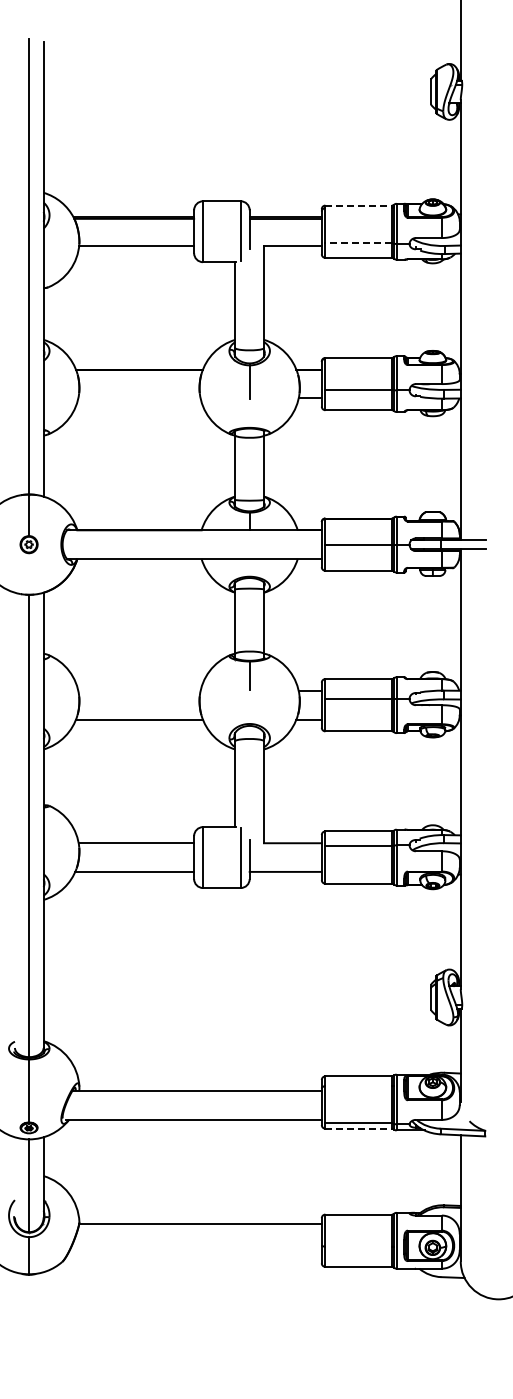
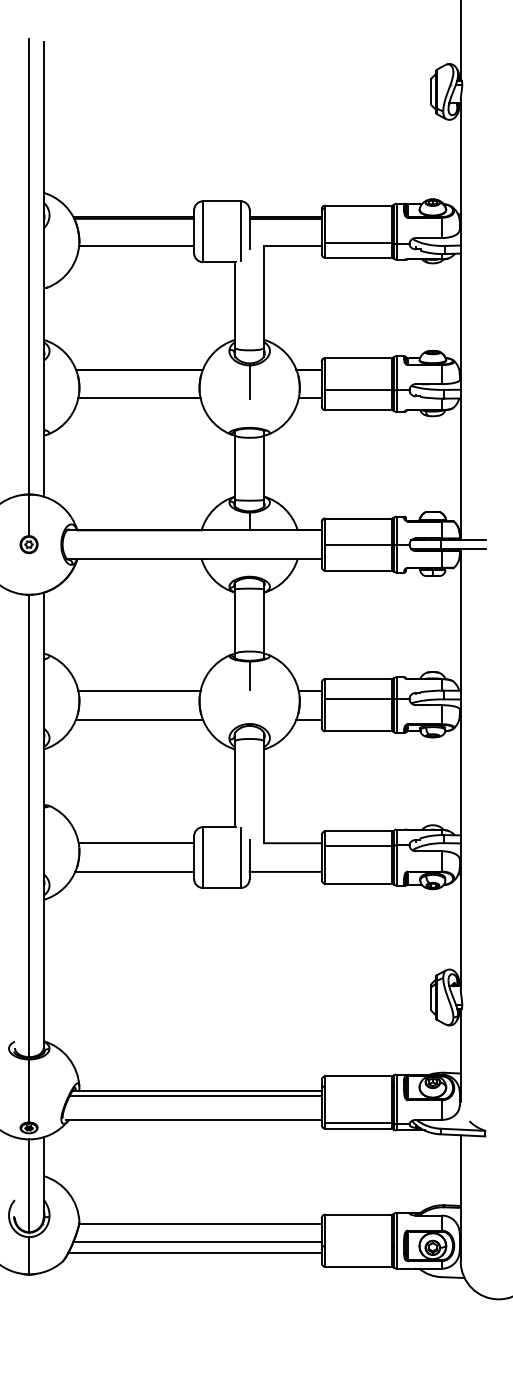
line: dashed -> solid (359, 205)
line: dashed -> solid (358, 243)
line: none -> present (139, 398)
line: none -> present (139, 690)
line: none -> present (195, 1096)
line: dashed -> solid (359, 1128)
line: none -> present (197, 1242)
line: none -> present (194, 1253)
